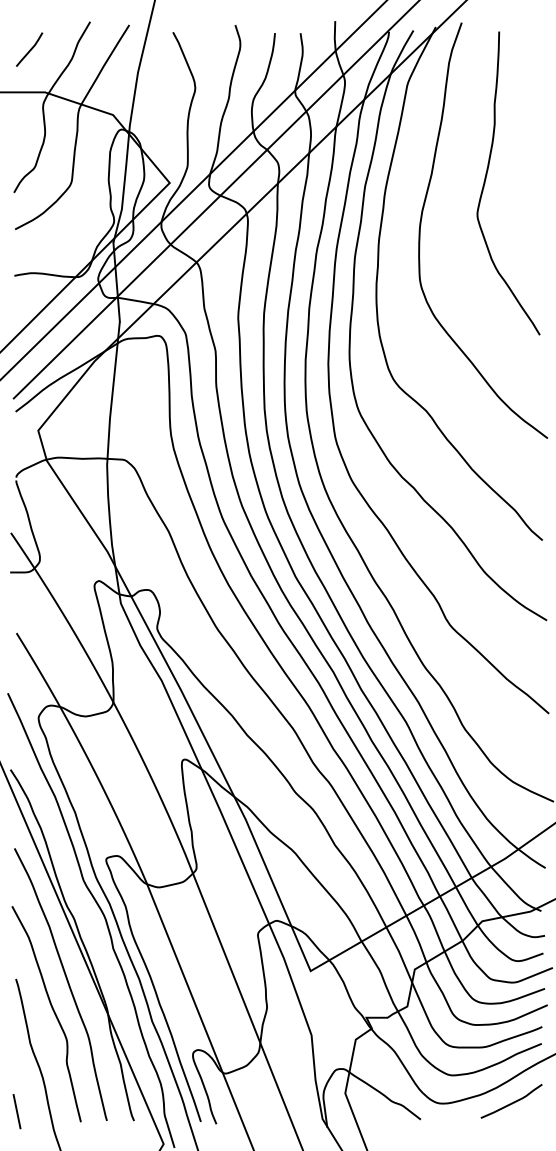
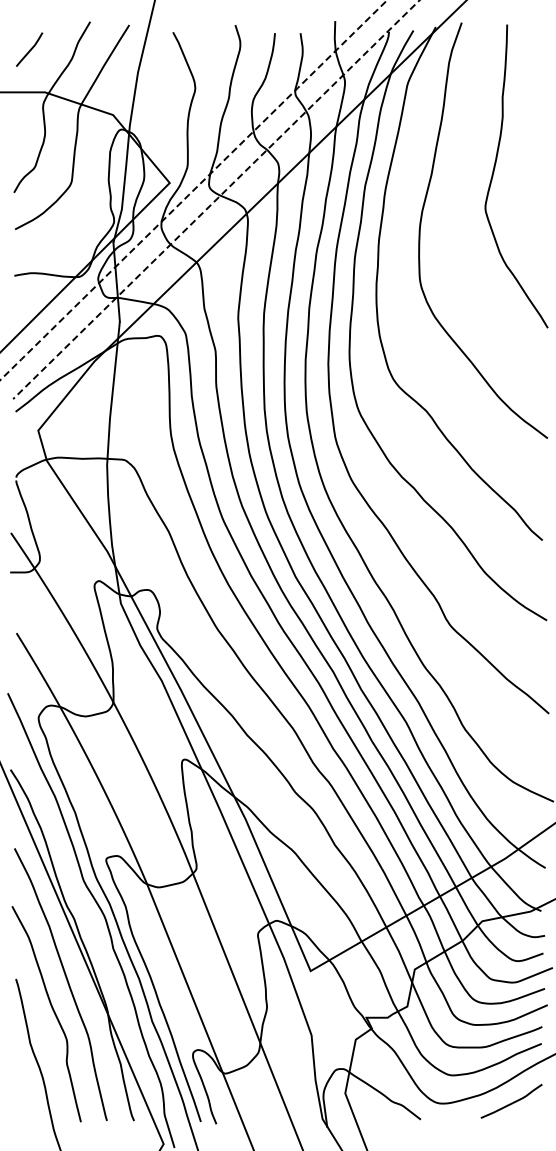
curve position: (486, 179) -> (494, 172) (494, 172)
line: solid -> dashed (193, 190)
line: solid -> dashed (216, 199)
line: present -> none (16, 1111)
